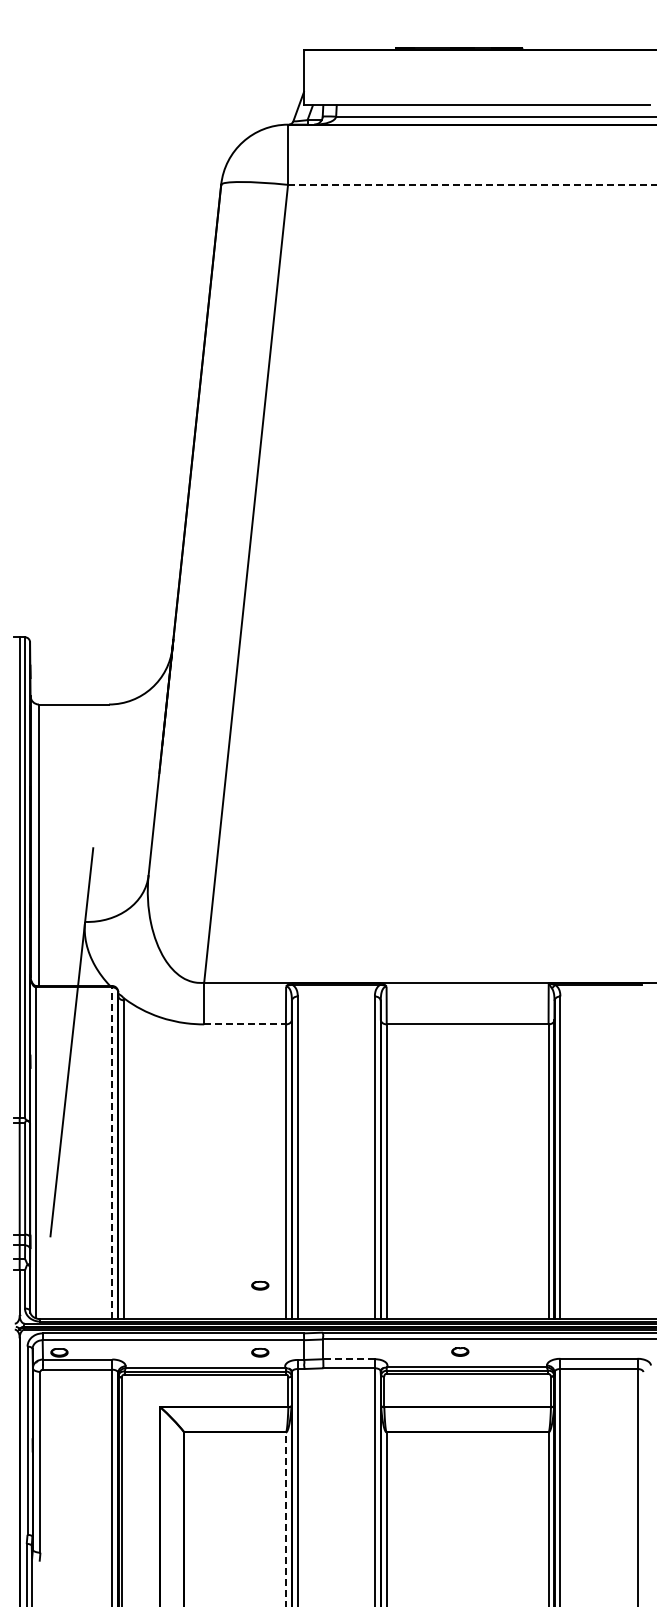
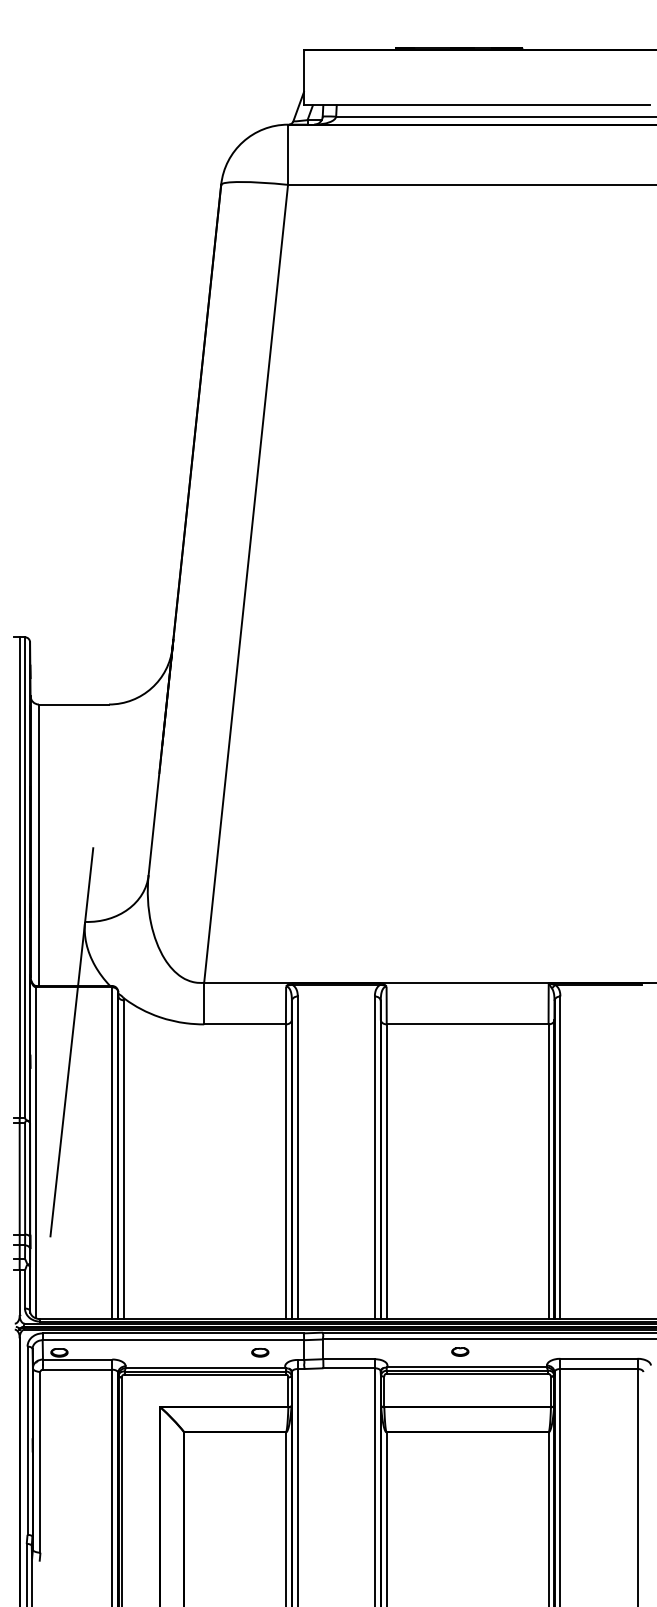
line: dashed -> solid (472, 184)
line: dashed -> solid (245, 1024)
line: dashed -> solid (112, 1153)
part: present -> none (260, 1285)
line: dashed -> solid (349, 1359)
line: dashed -> solid (285, 1519)
